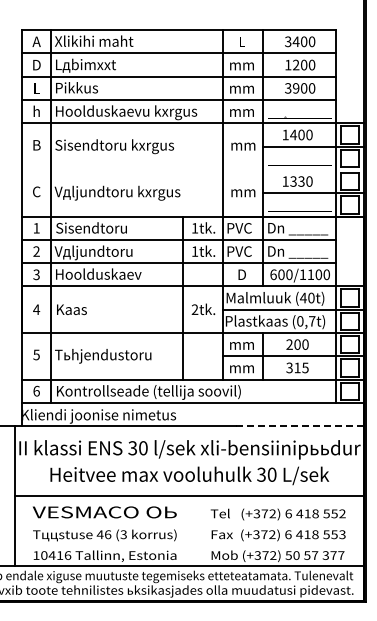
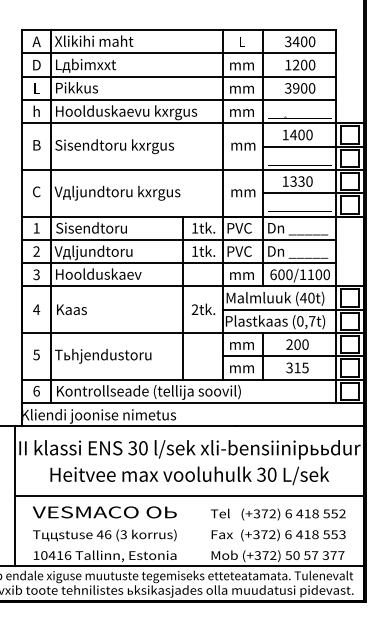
line: none -> present (193, 169)
text: D -> mm (241, 274)
line: dashed -> solid (300, 426)
